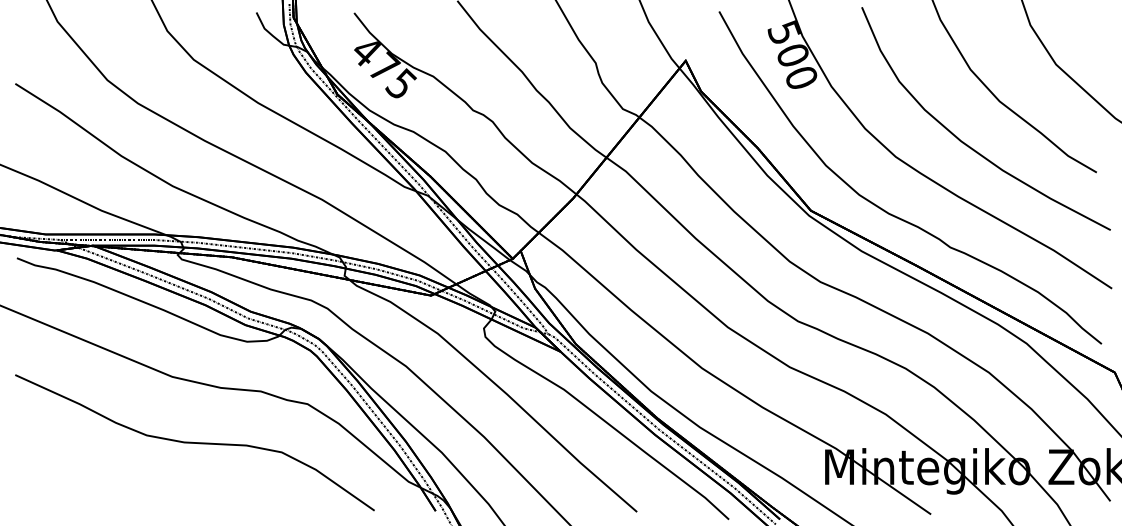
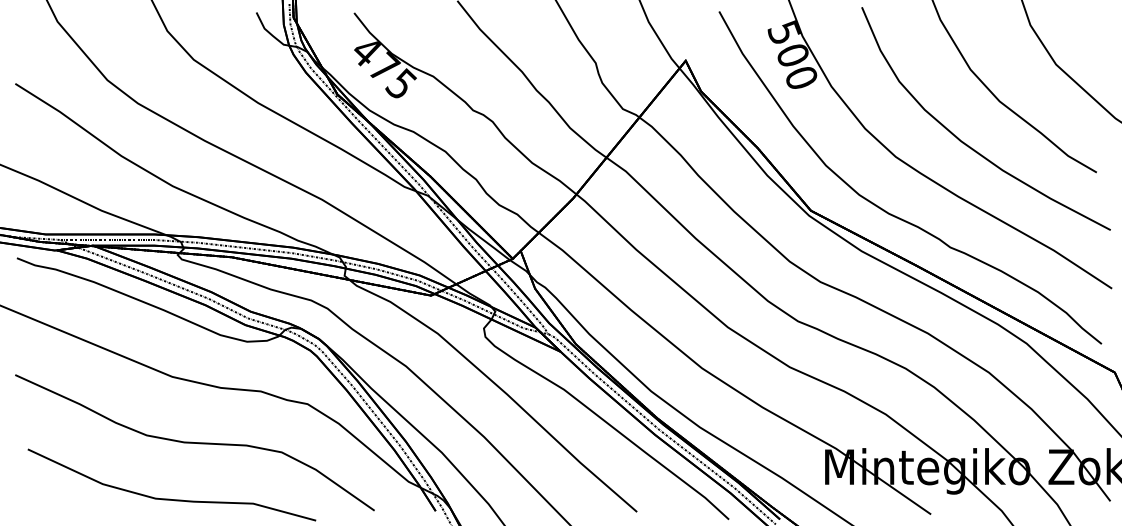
part: none -> present (170, 498)
